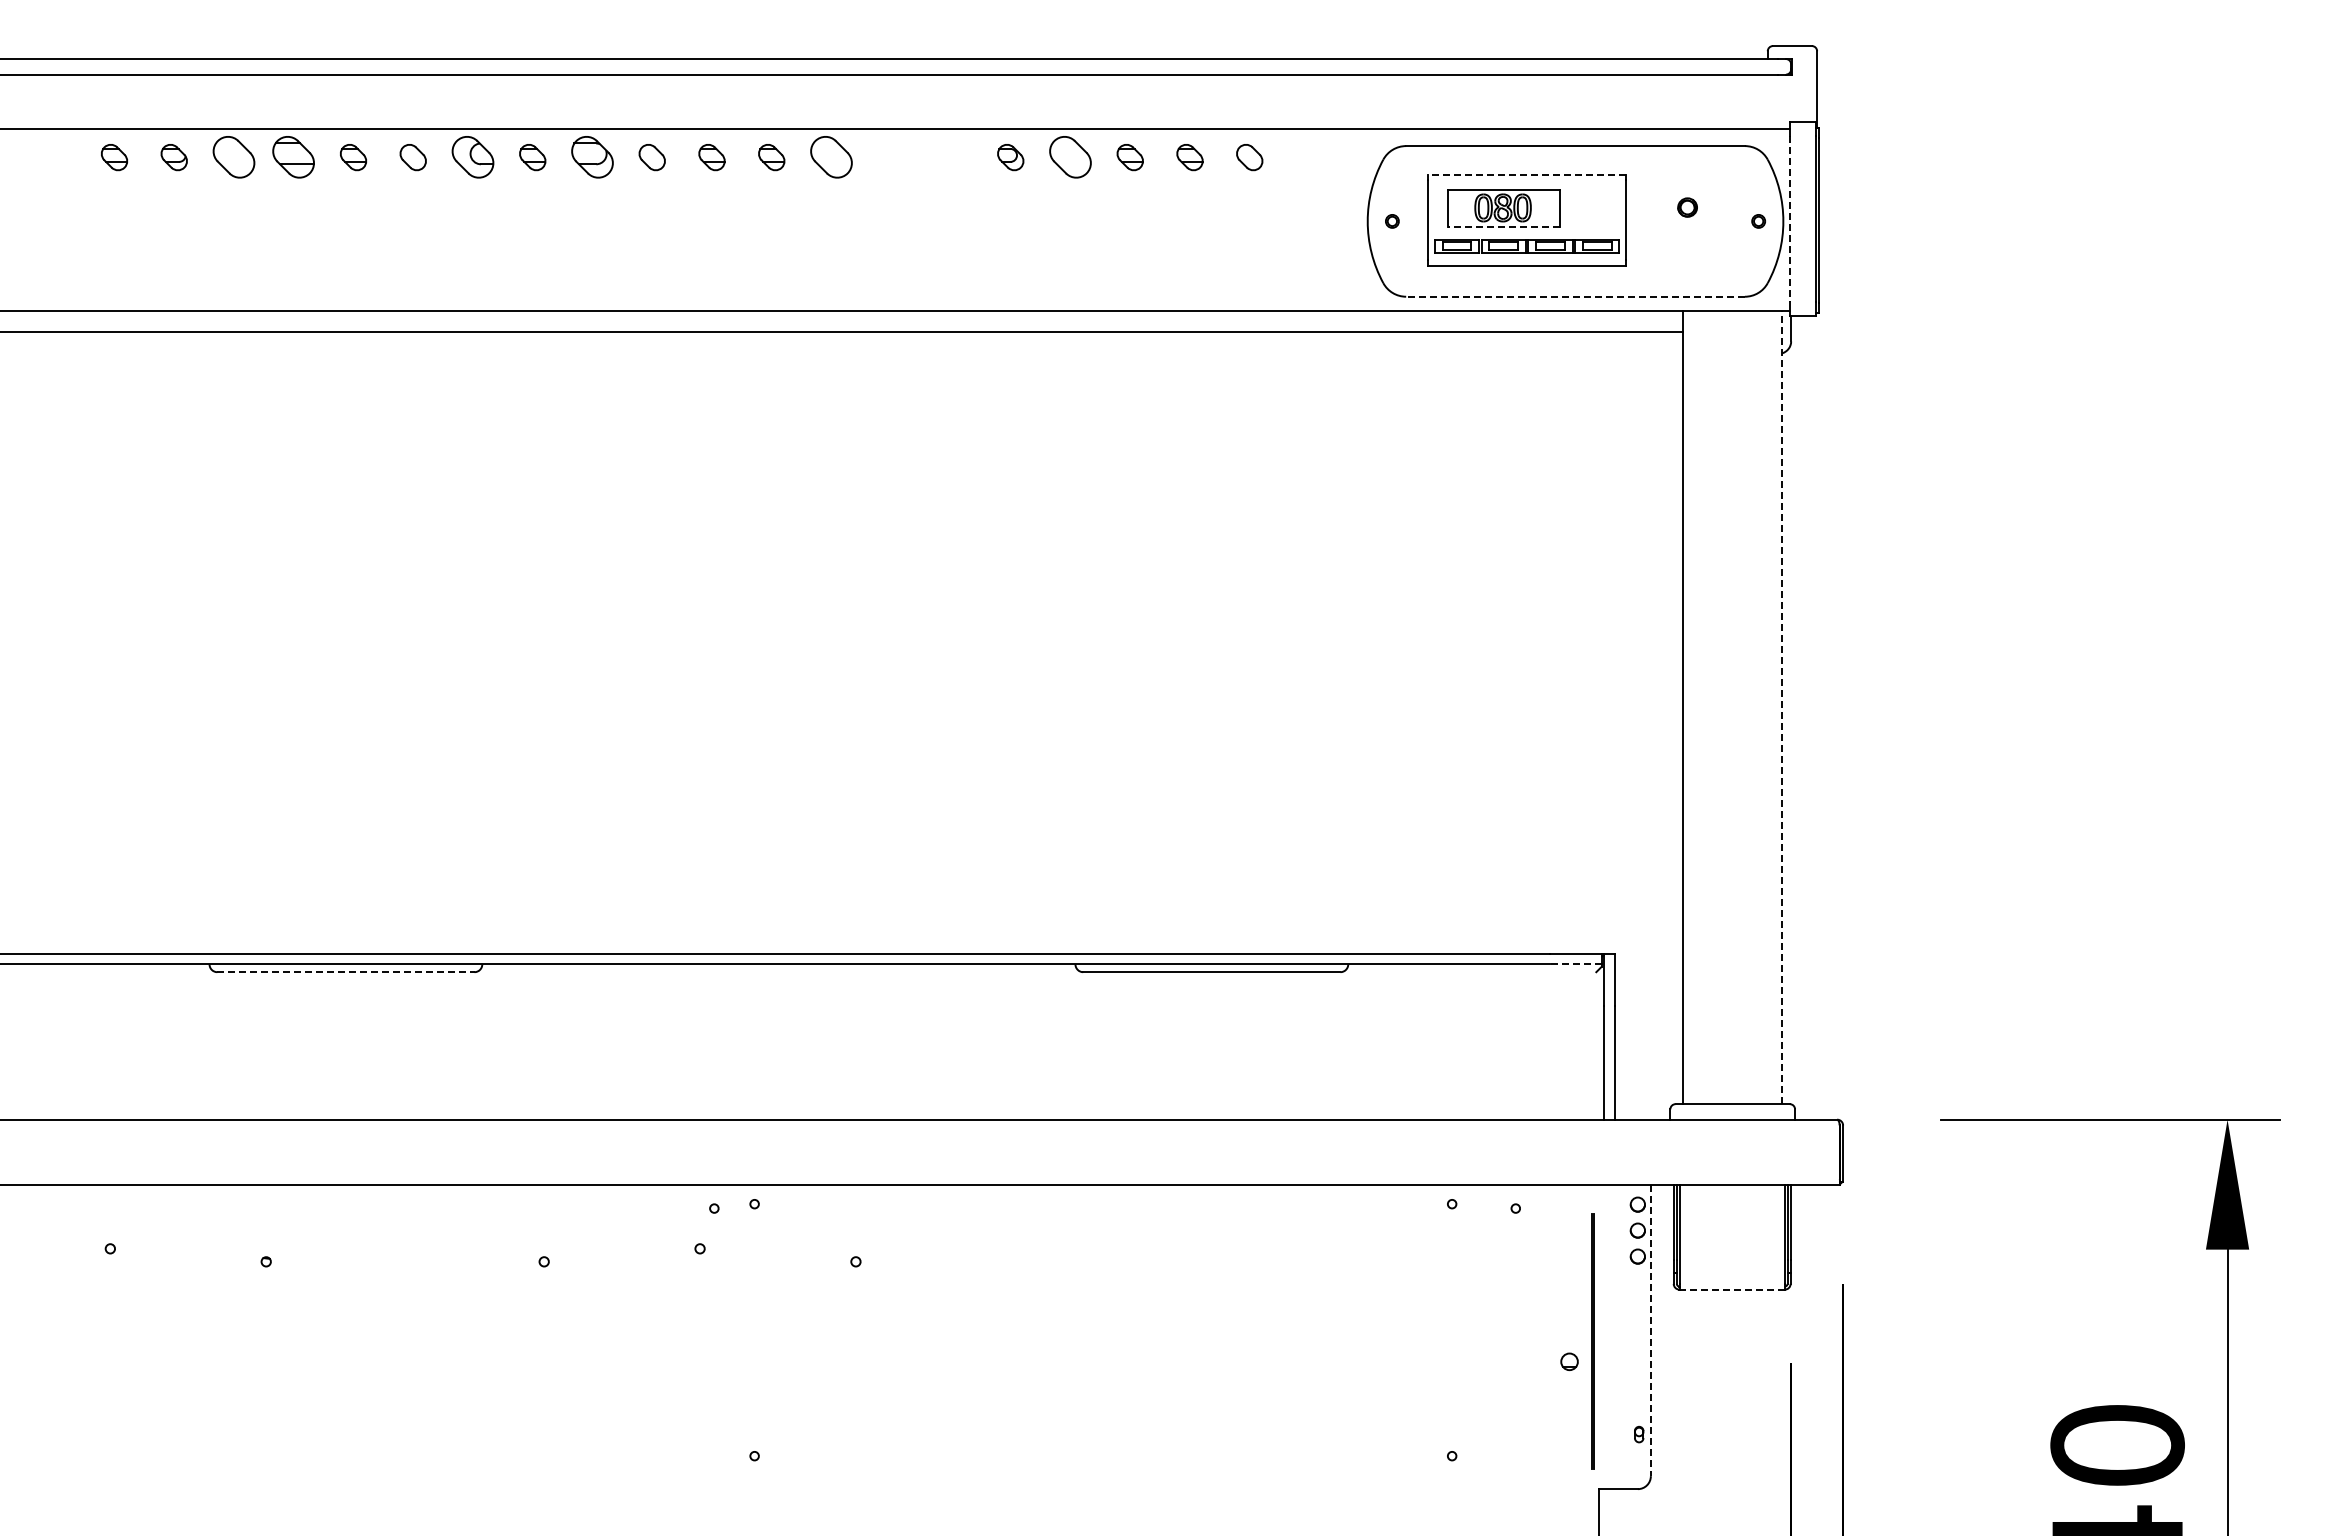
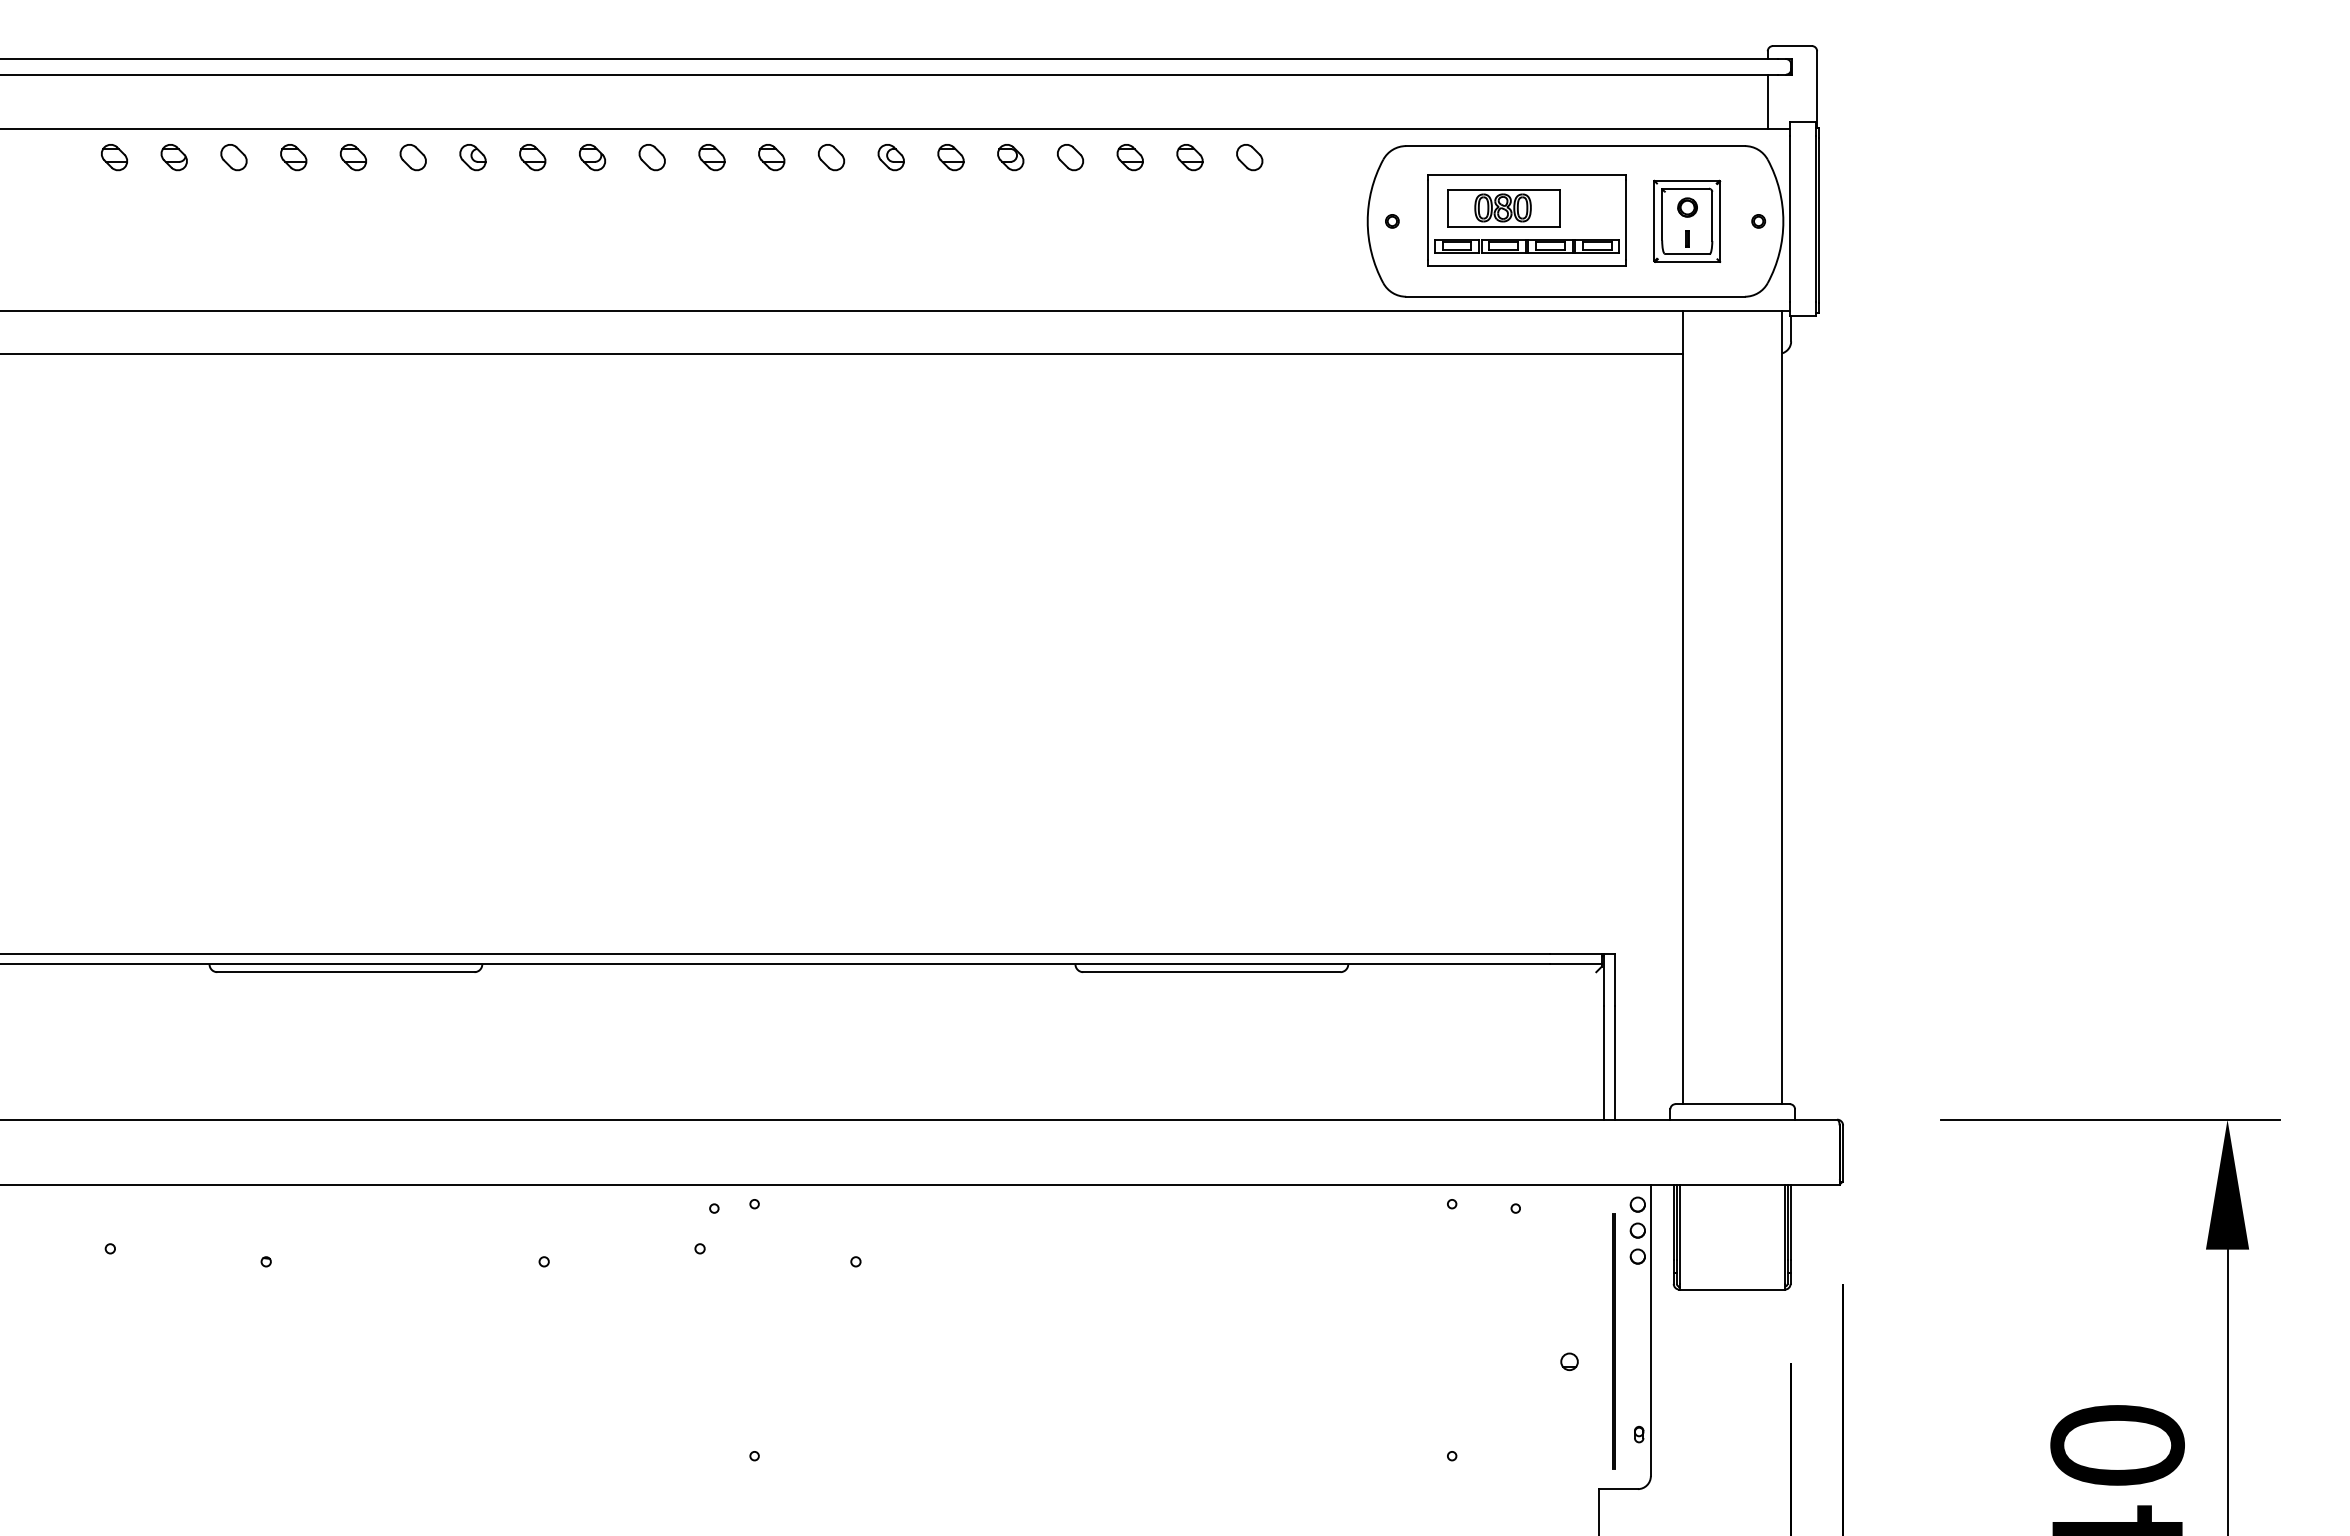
line: none -> present (1767, 101)
part size: 44x43 px -> 28x28 px (233, 157)
part size: 43x43 px -> 28x28 px (293, 157)
part size: 44x43 px -> 28x28 px (472, 157)
part size: 43x43 px -> 27x28 px (592, 157)
part size: 43x43 px -> 27x28 px (831, 157)
part: none -> present (890, 157)
part: none -> present (950, 157)
part size: 43x43 px -> 27x28 px (1070, 157)
line: dashed -> solid (1527, 174)
line: dashed -> solid (1789, 219)
part: none -> present (1687, 220)
line: dashed -> solid (1503, 226)
line: dashed -> solid (1575, 296)
line position: (842, 331) -> (842, 353) (842, 353)
line: dashed -> solid (1782, 707)
line: dashed -> solid (1575, 964)
line: dashed -> solid (345, 972)
line: dashed -> solid (1731, 1289)
line: dashed -> solid (1650, 1330)
line position: (1592, 1341) -> (1613, 1341) (1613, 1341)
